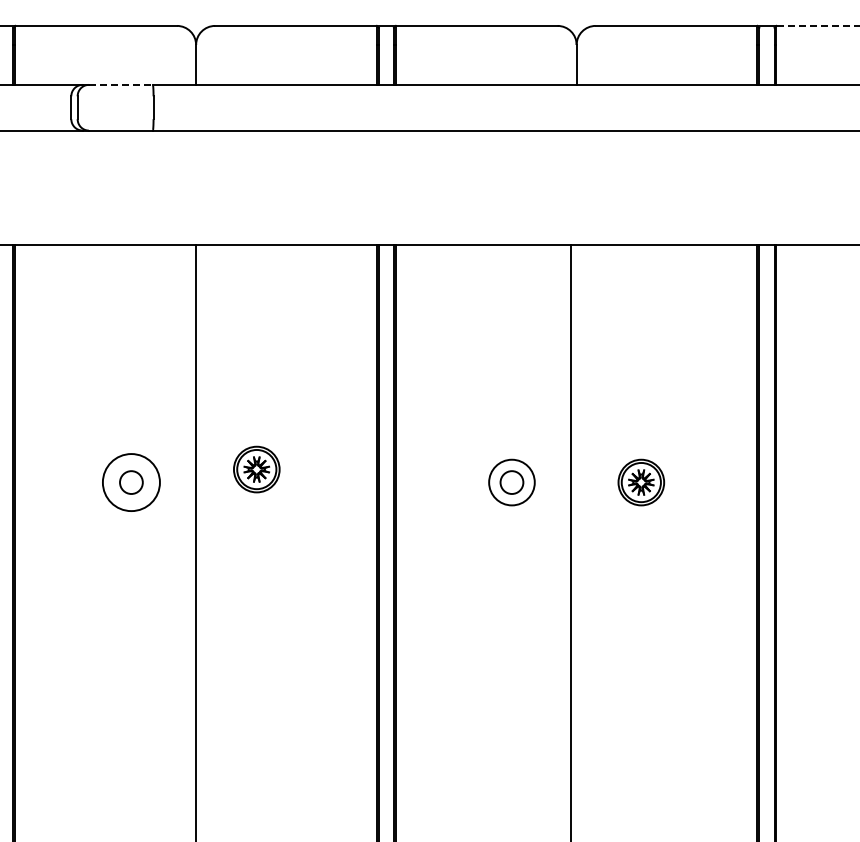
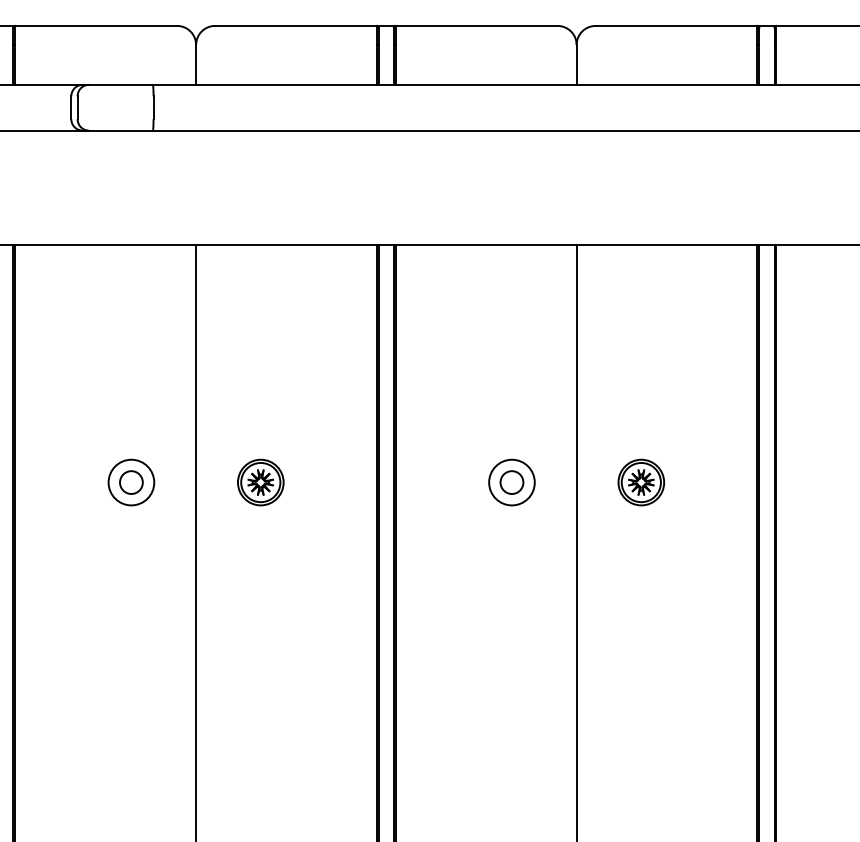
line: dashed -> solid (817, 25)
line: dashed -> solid (121, 84)
part position: (256, 469) -> (260, 482) (260, 482)
circle diameter: 57 px -> 46 px (131, 482)
line position: (570, 541) -> (576, 541) (576, 541)
